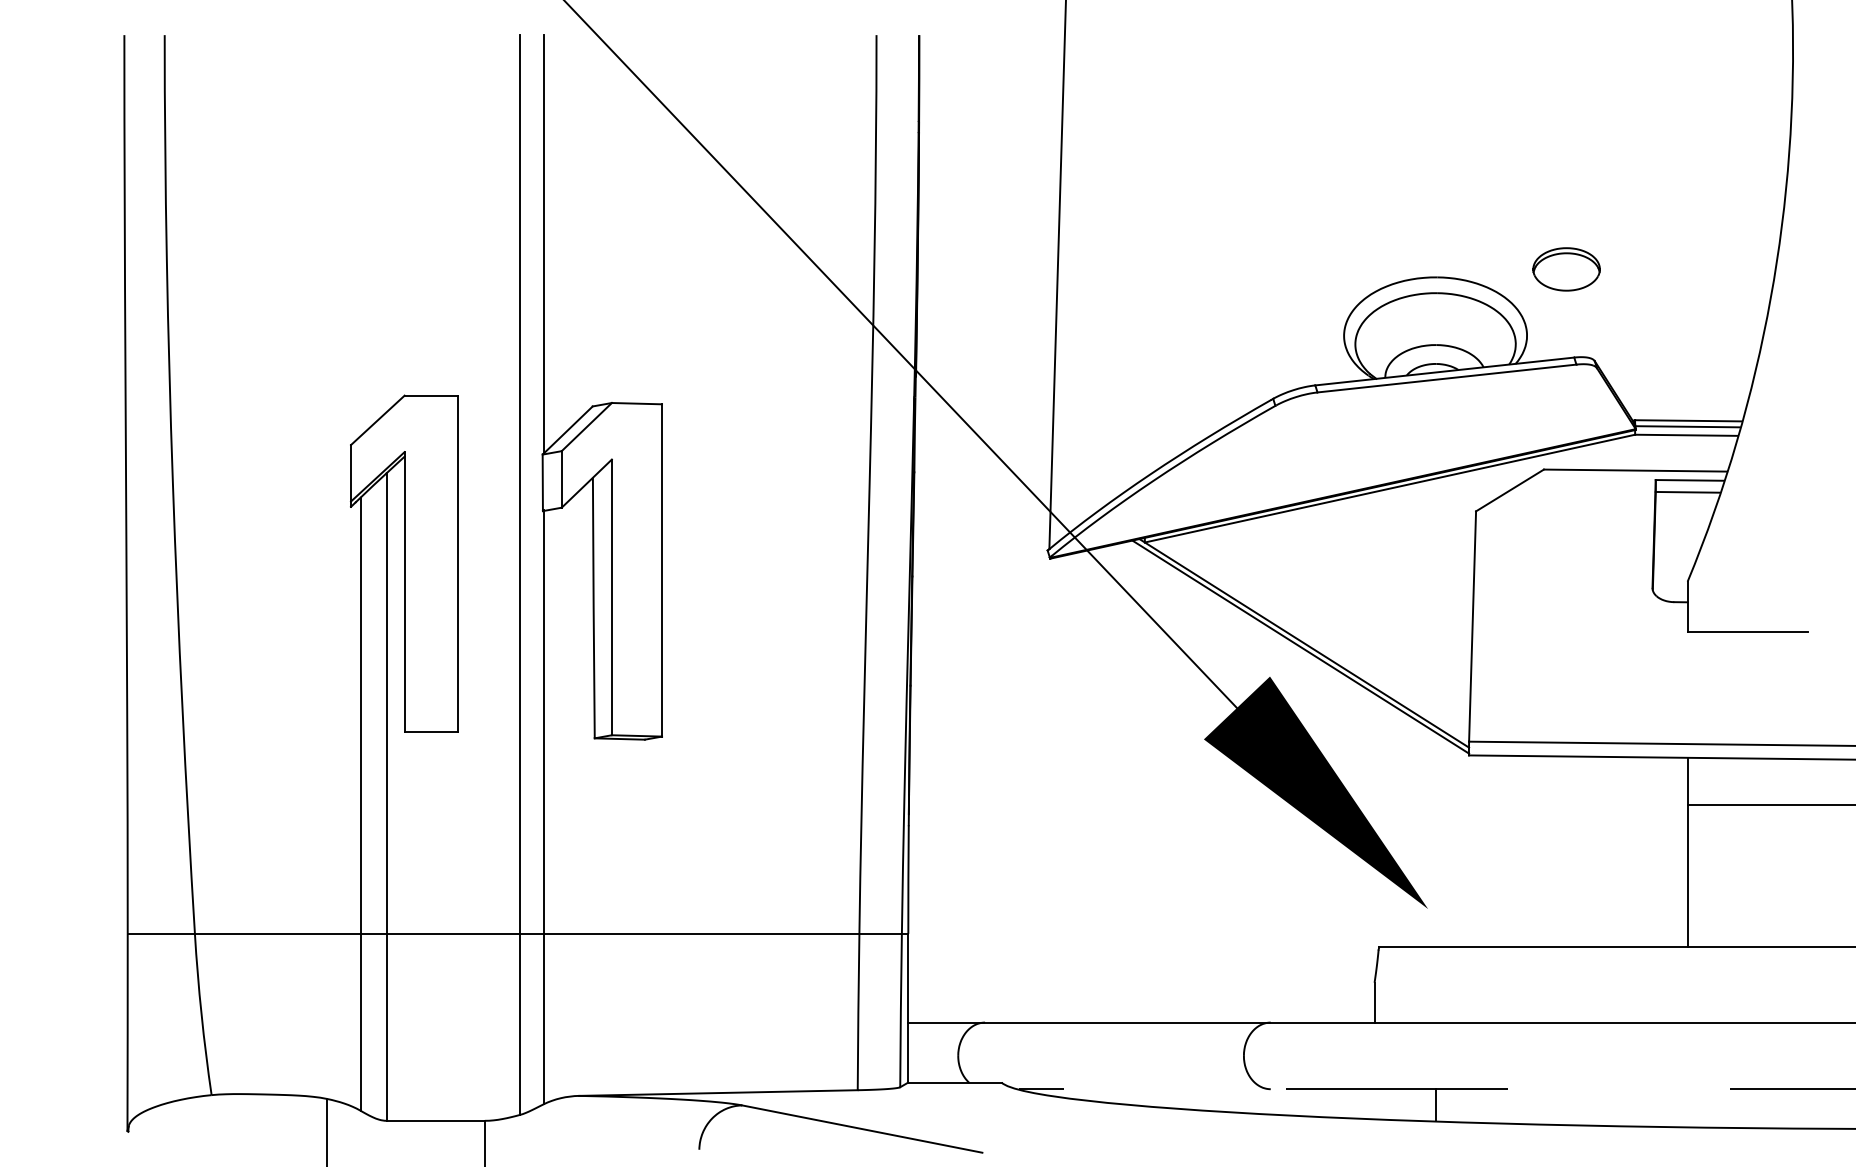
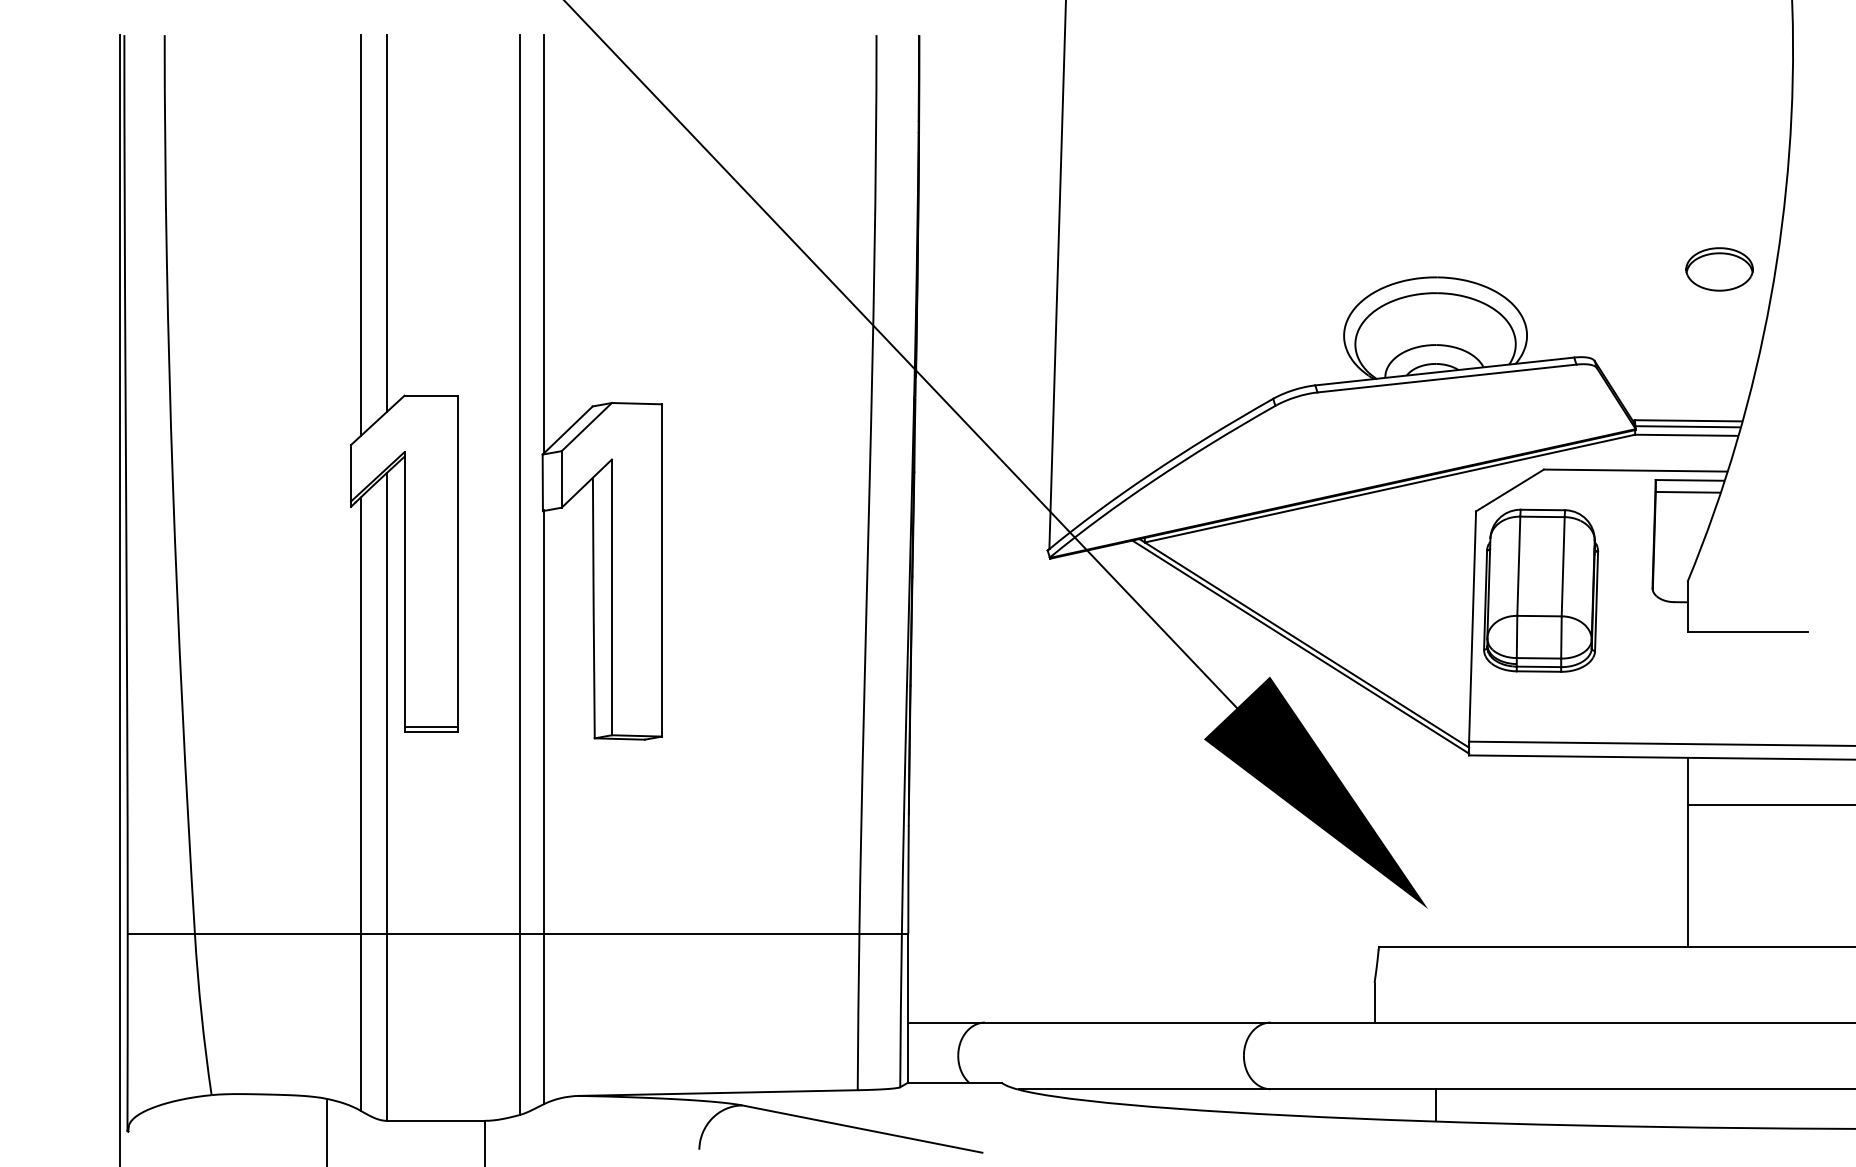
line: none -> present (386, 223)
line: none -> present (360, 235)
part position: (1566, 269) -> (1719, 269) (1719, 269)
part: none -> present (1541, 590)
line: none -> present (120, 599)
line: none -> present (431, 727)
line: dashed -> solid (1436, 1089)
